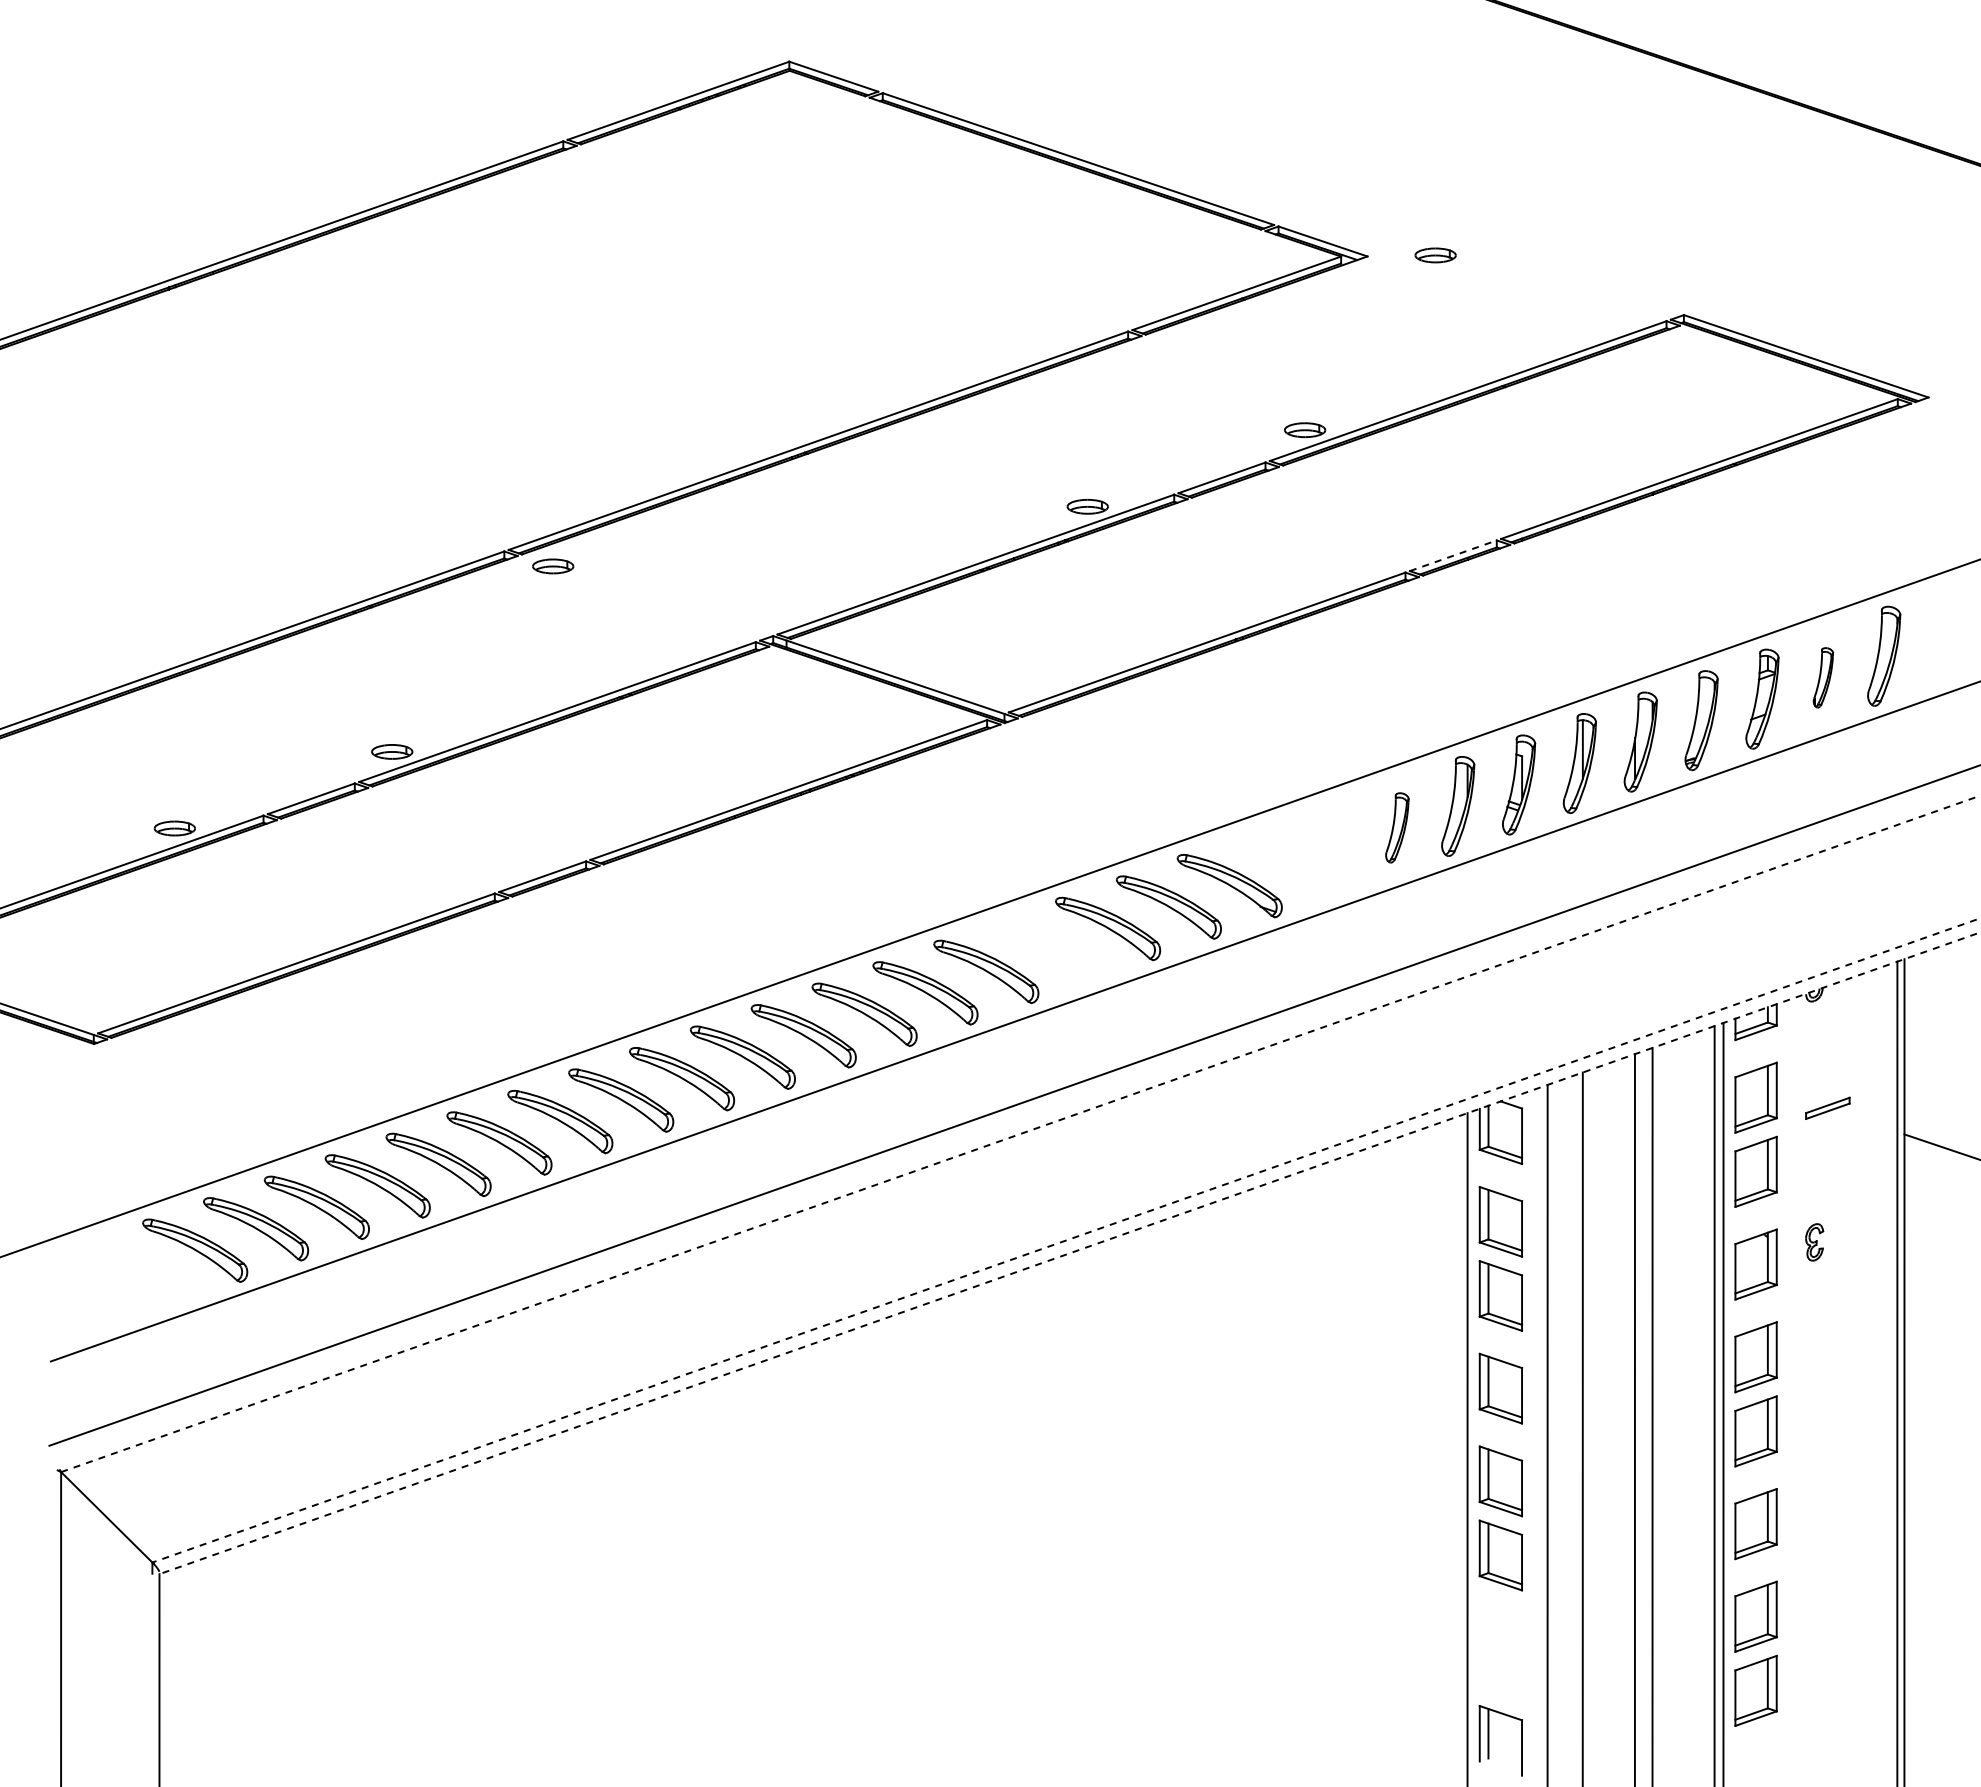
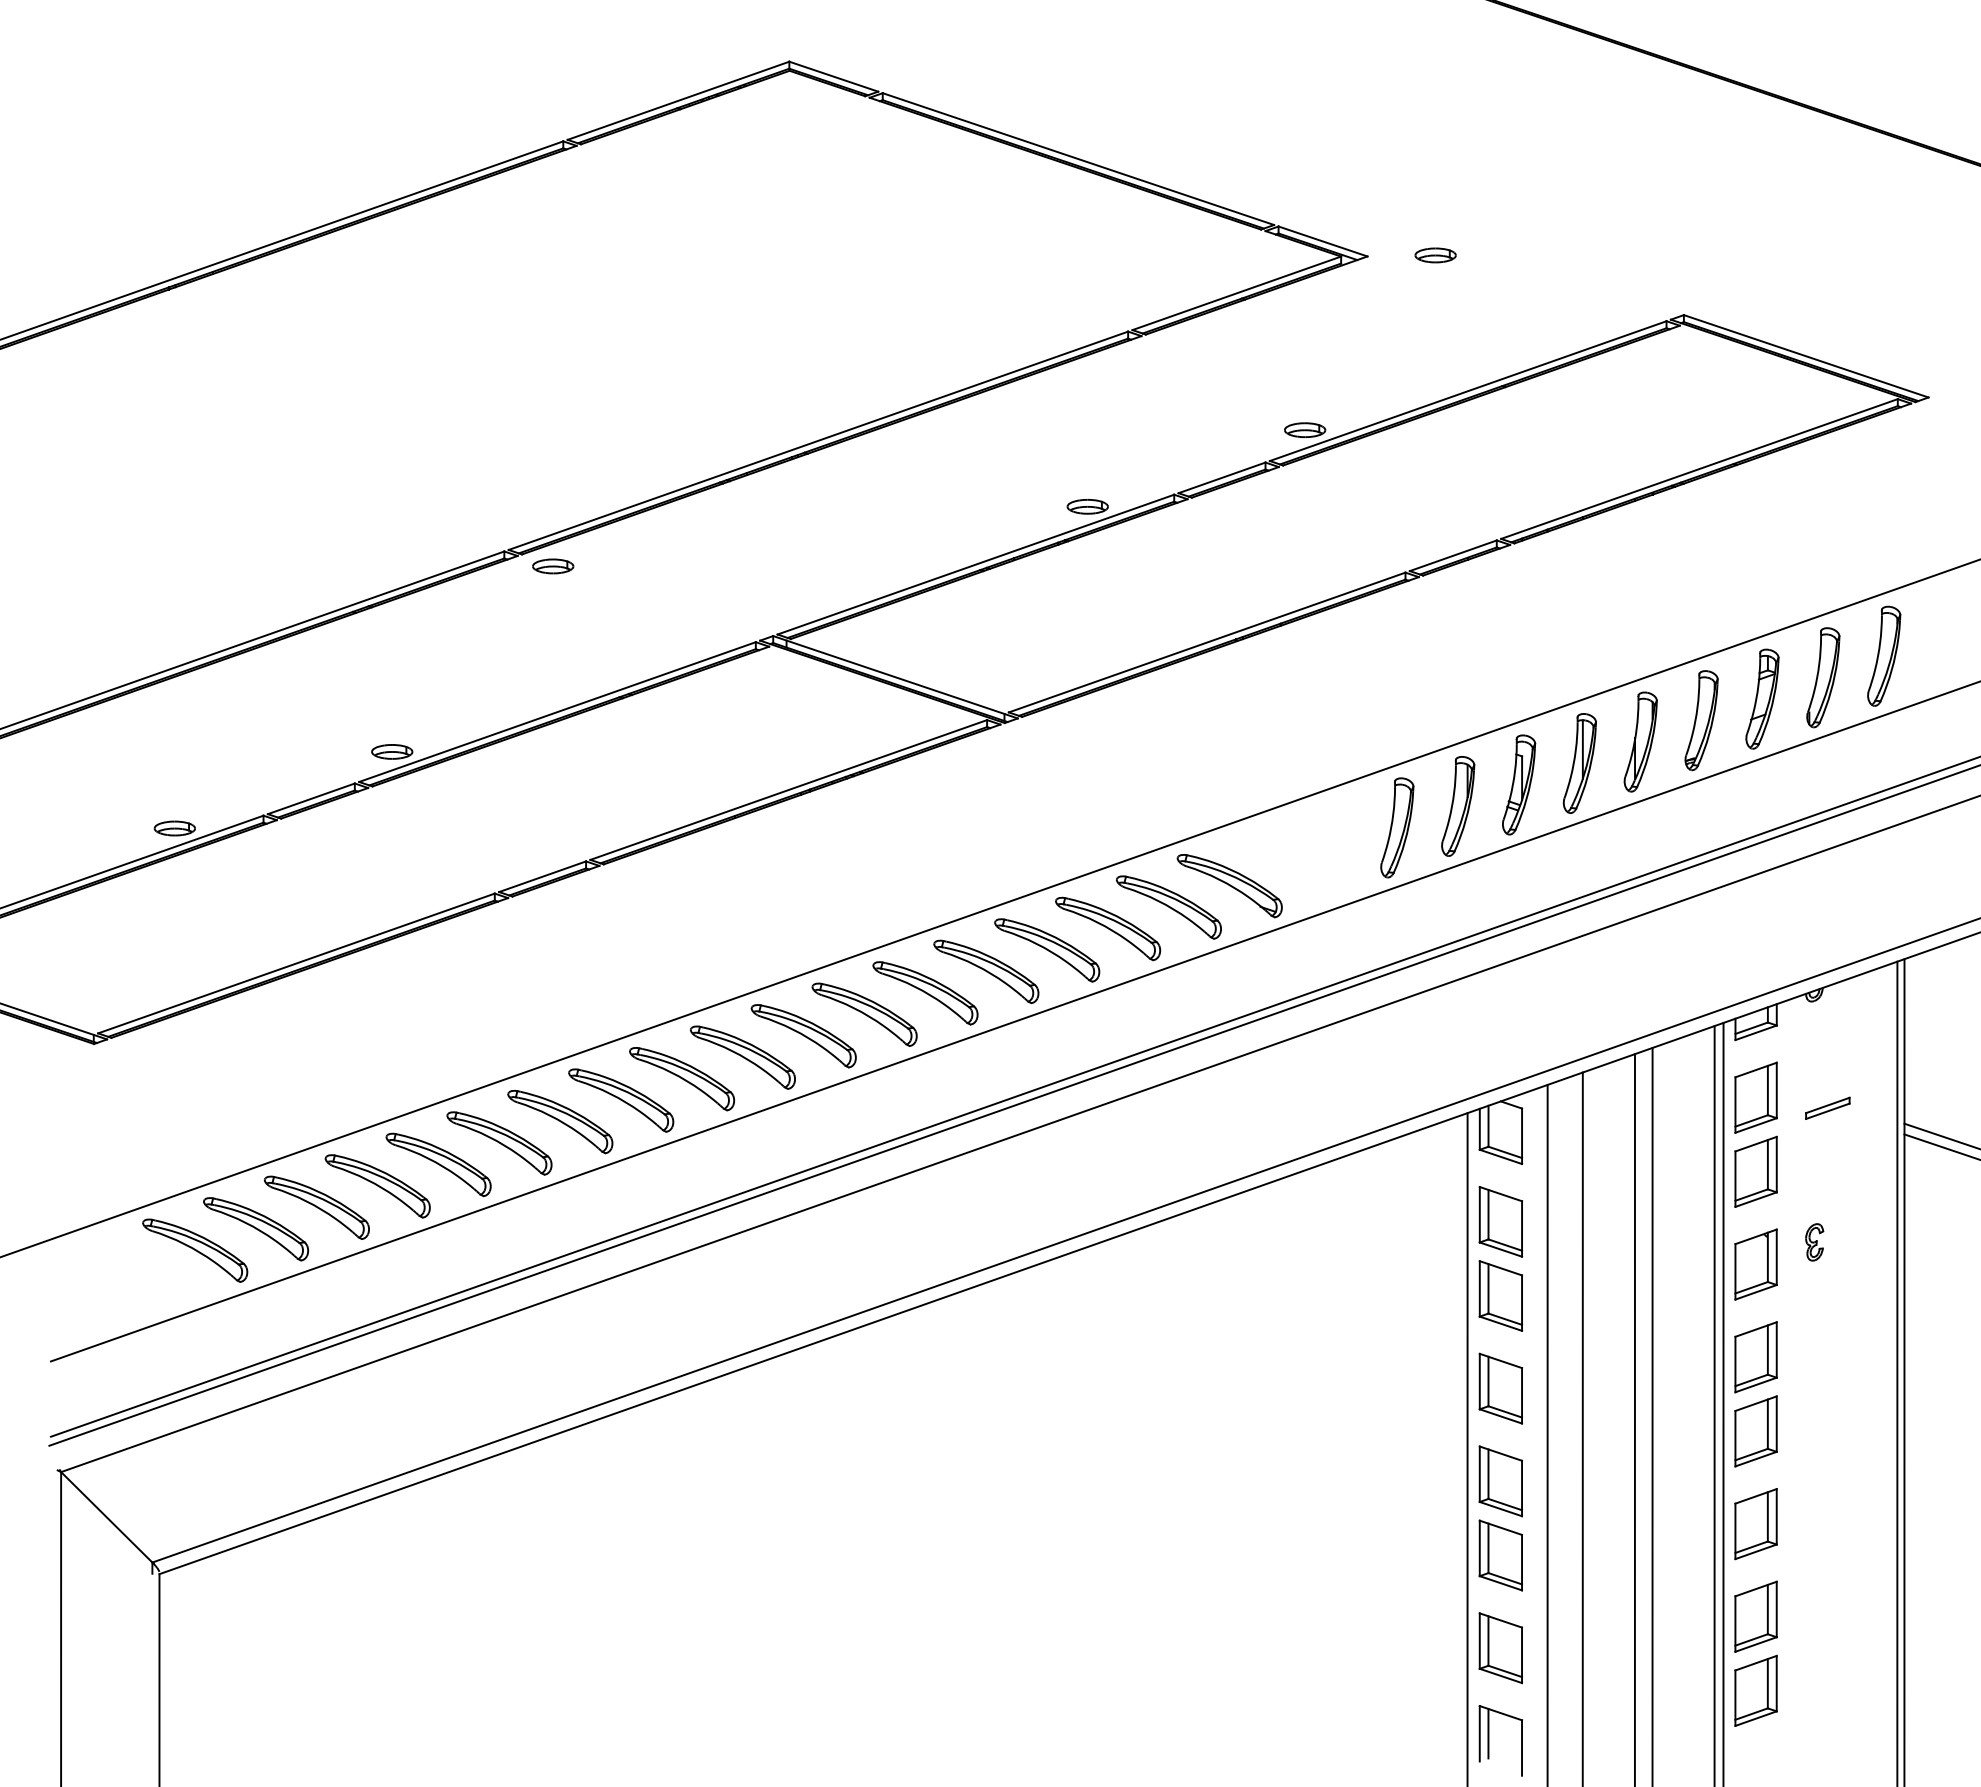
line: dashed -> solid (1453, 555)
part size: 23x62 px -> 35x102 px (1823, 677)
part size: 25x72 px -> 35x102 px (1397, 827)
part: none -> present (1047, 950)
line: none -> present (1013, 1096)
line: dashed -> solid (1021, 1133)
line: none -> present (1940, 1135)
line: dashed -> solid (1066, 1240)
line: dashed -> solid (1069, 1253)
part: none -> present (1500, 1648)
